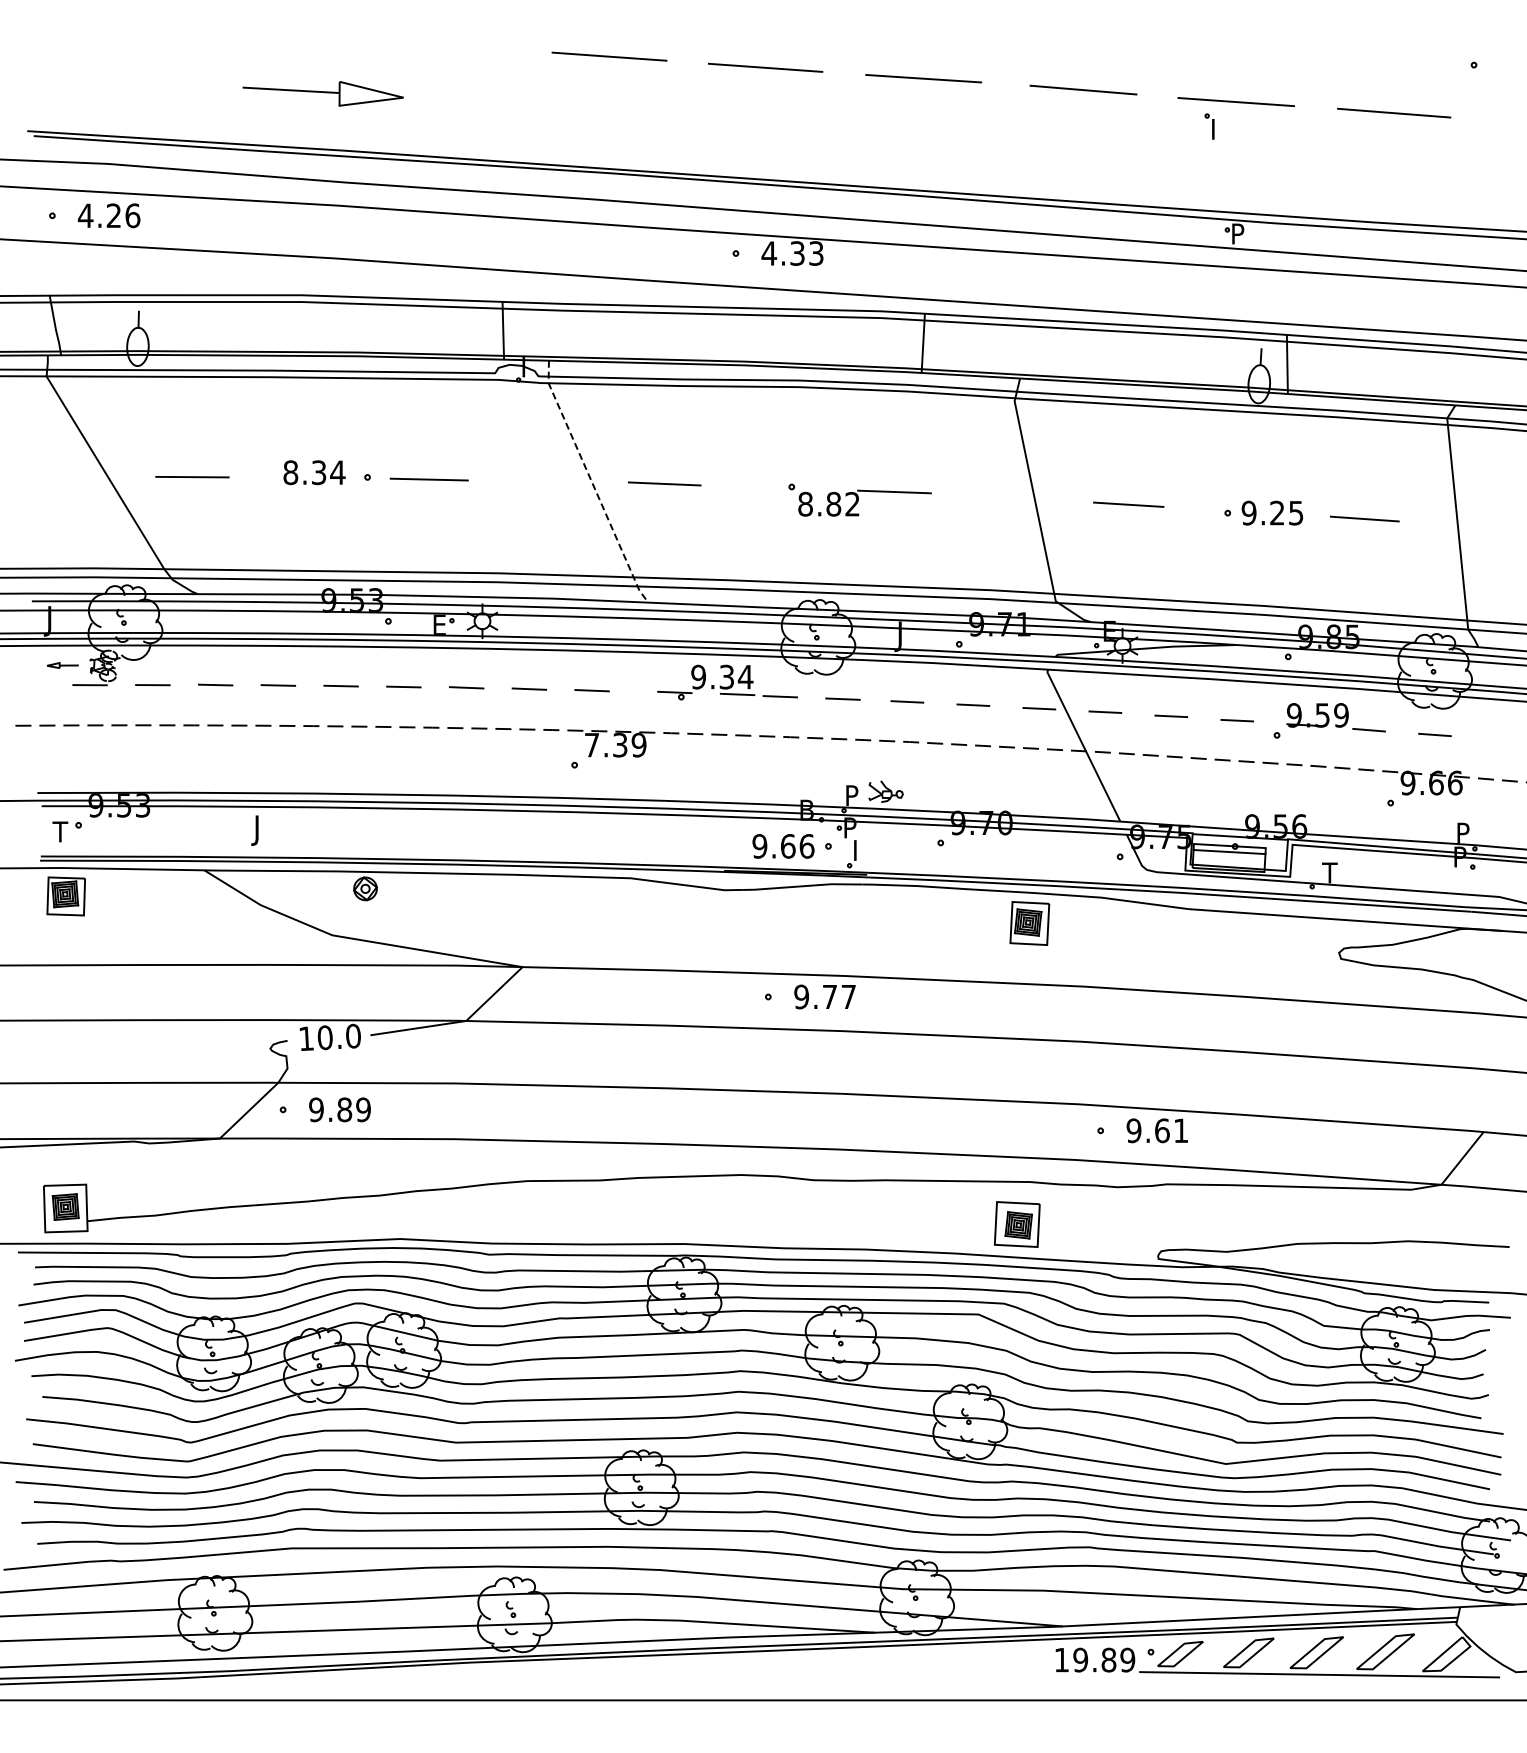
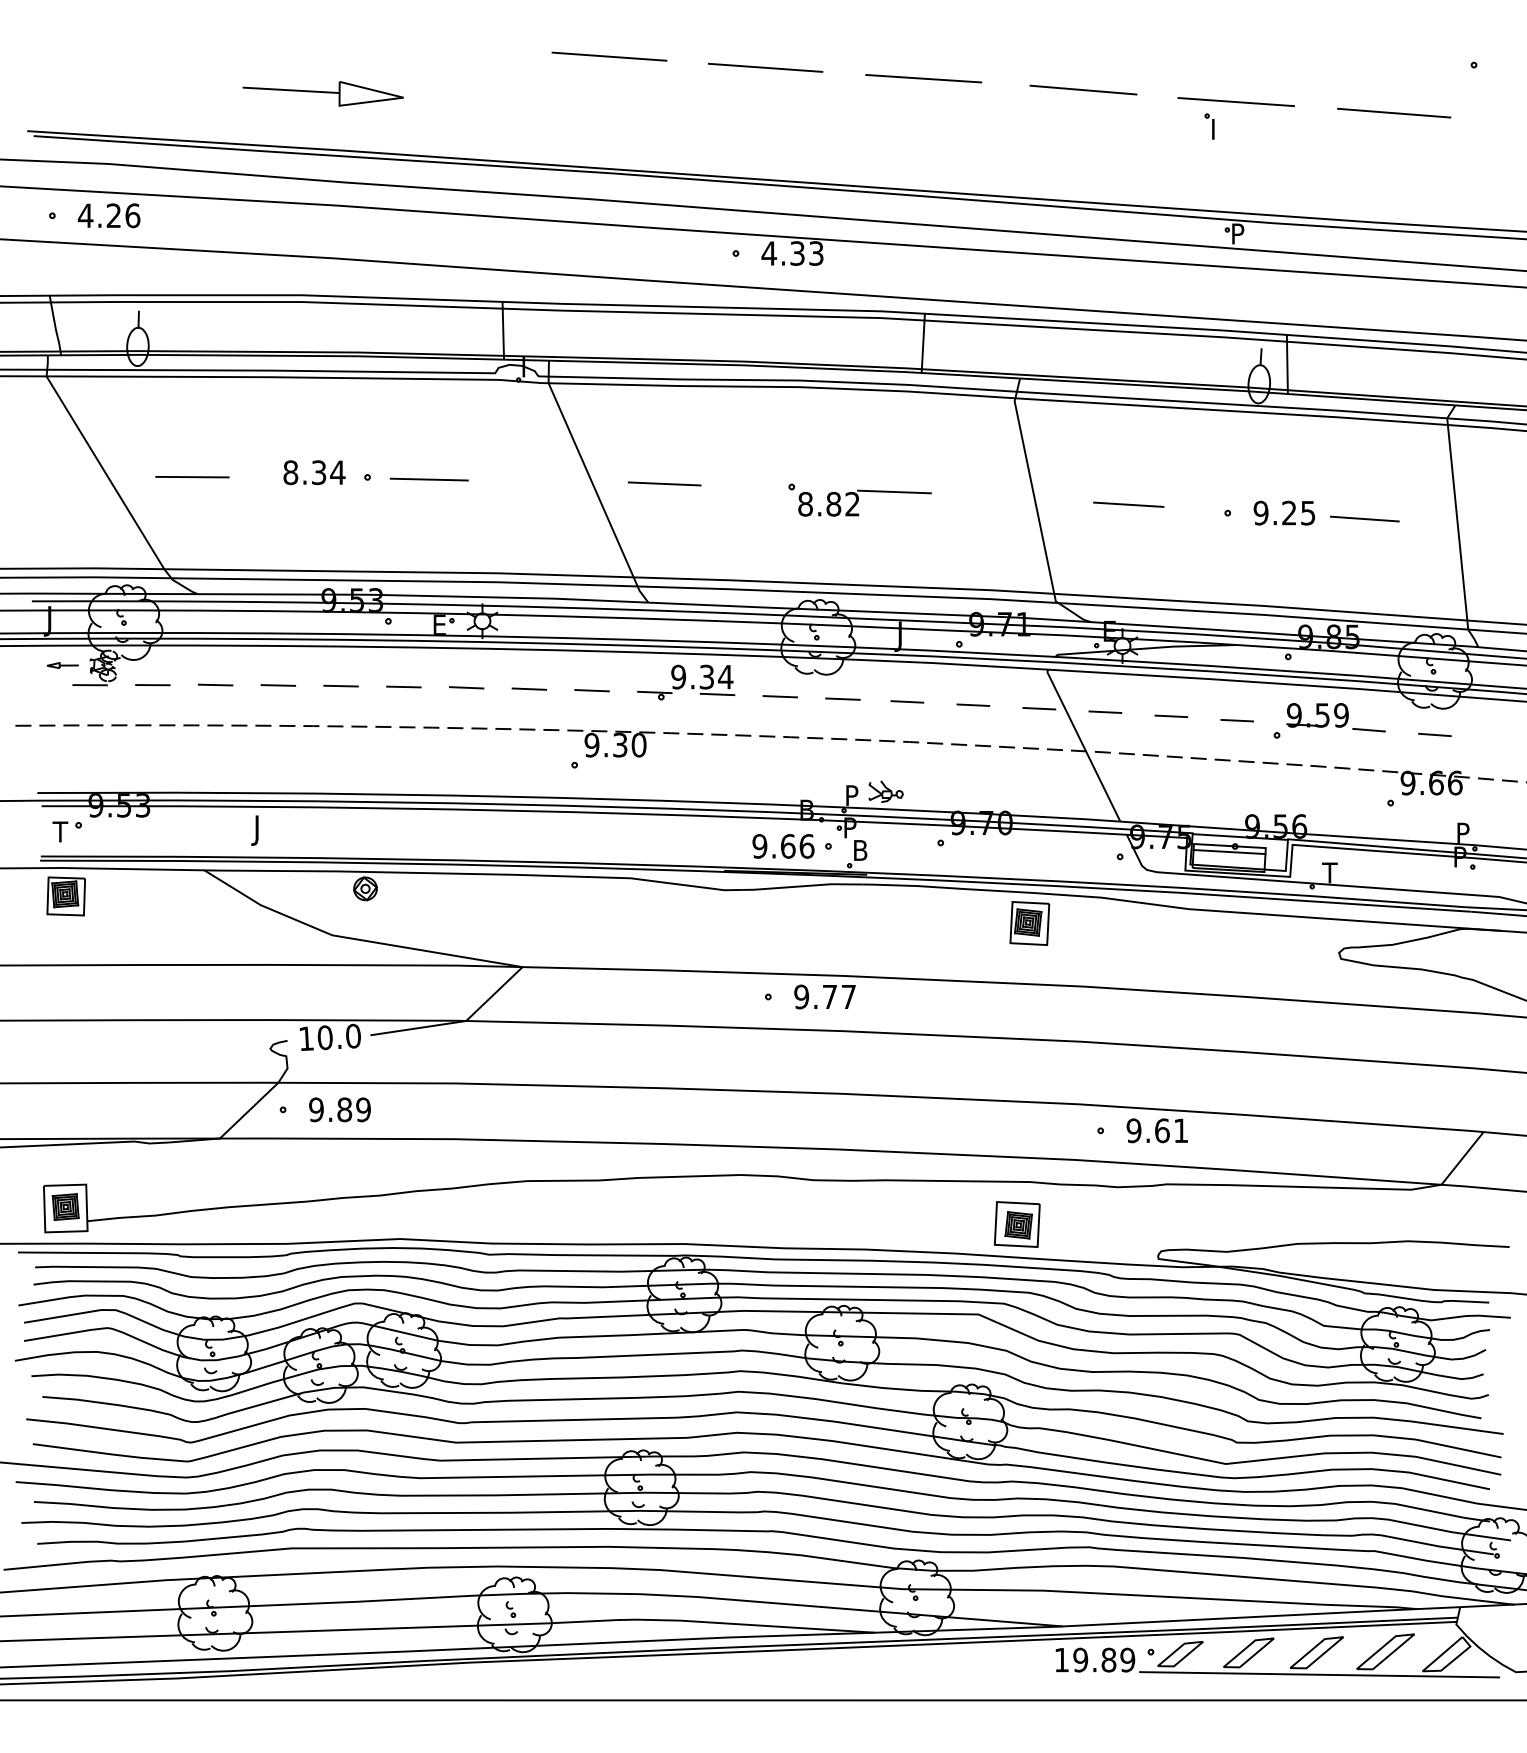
line: dashed -> solid (592, 483)
text position: (1272, 512) -> (1284, 512) (1284, 512)
part position: (706, 682) -> (686, 682) (686, 682)
text: 7.39 -> 9.30 (615, 744)
text: I -> B (861, 850)
